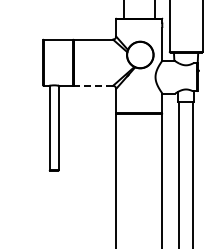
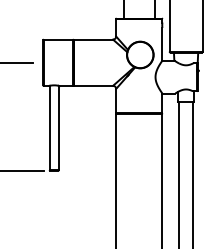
line: none -> present (17, 62)
line: dashed -> solid (93, 85)
line: none -> present (22, 170)
